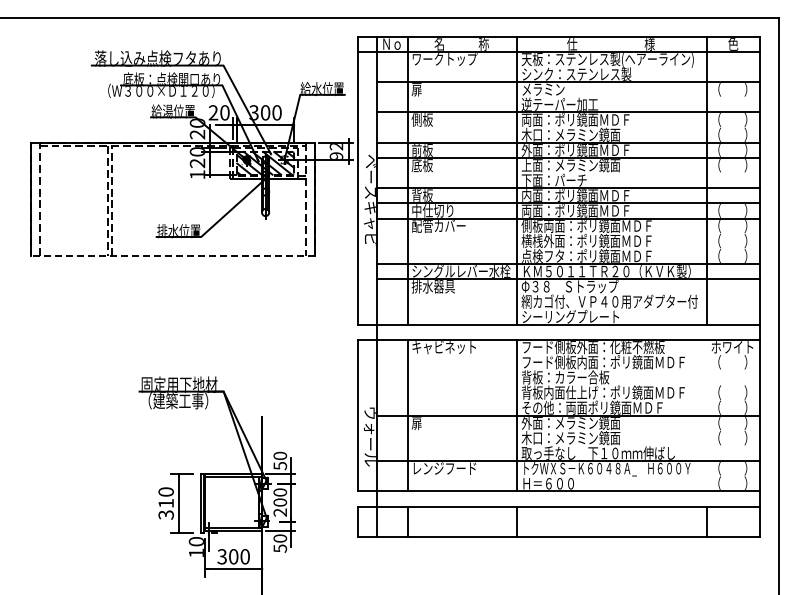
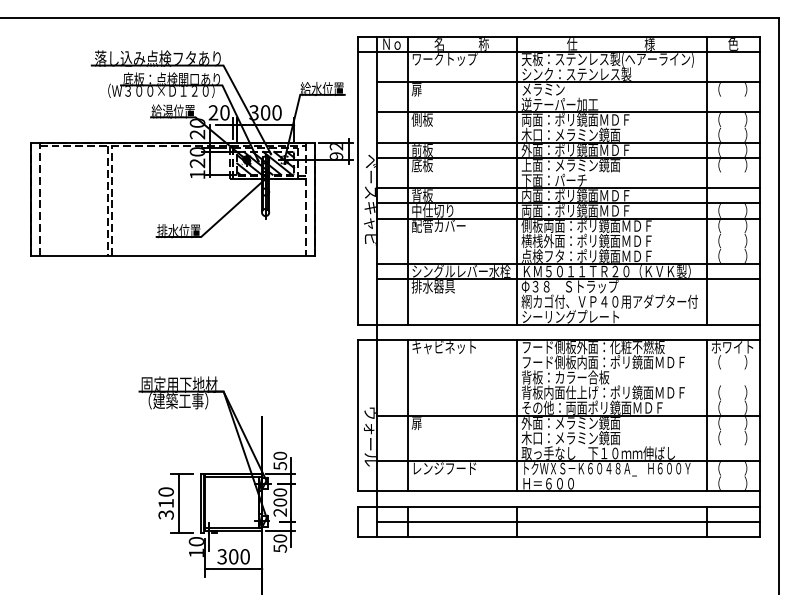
line: dashed -> solid (172, 256)
line: none -> present (706, 415)
line: none -> present (568, 521)
